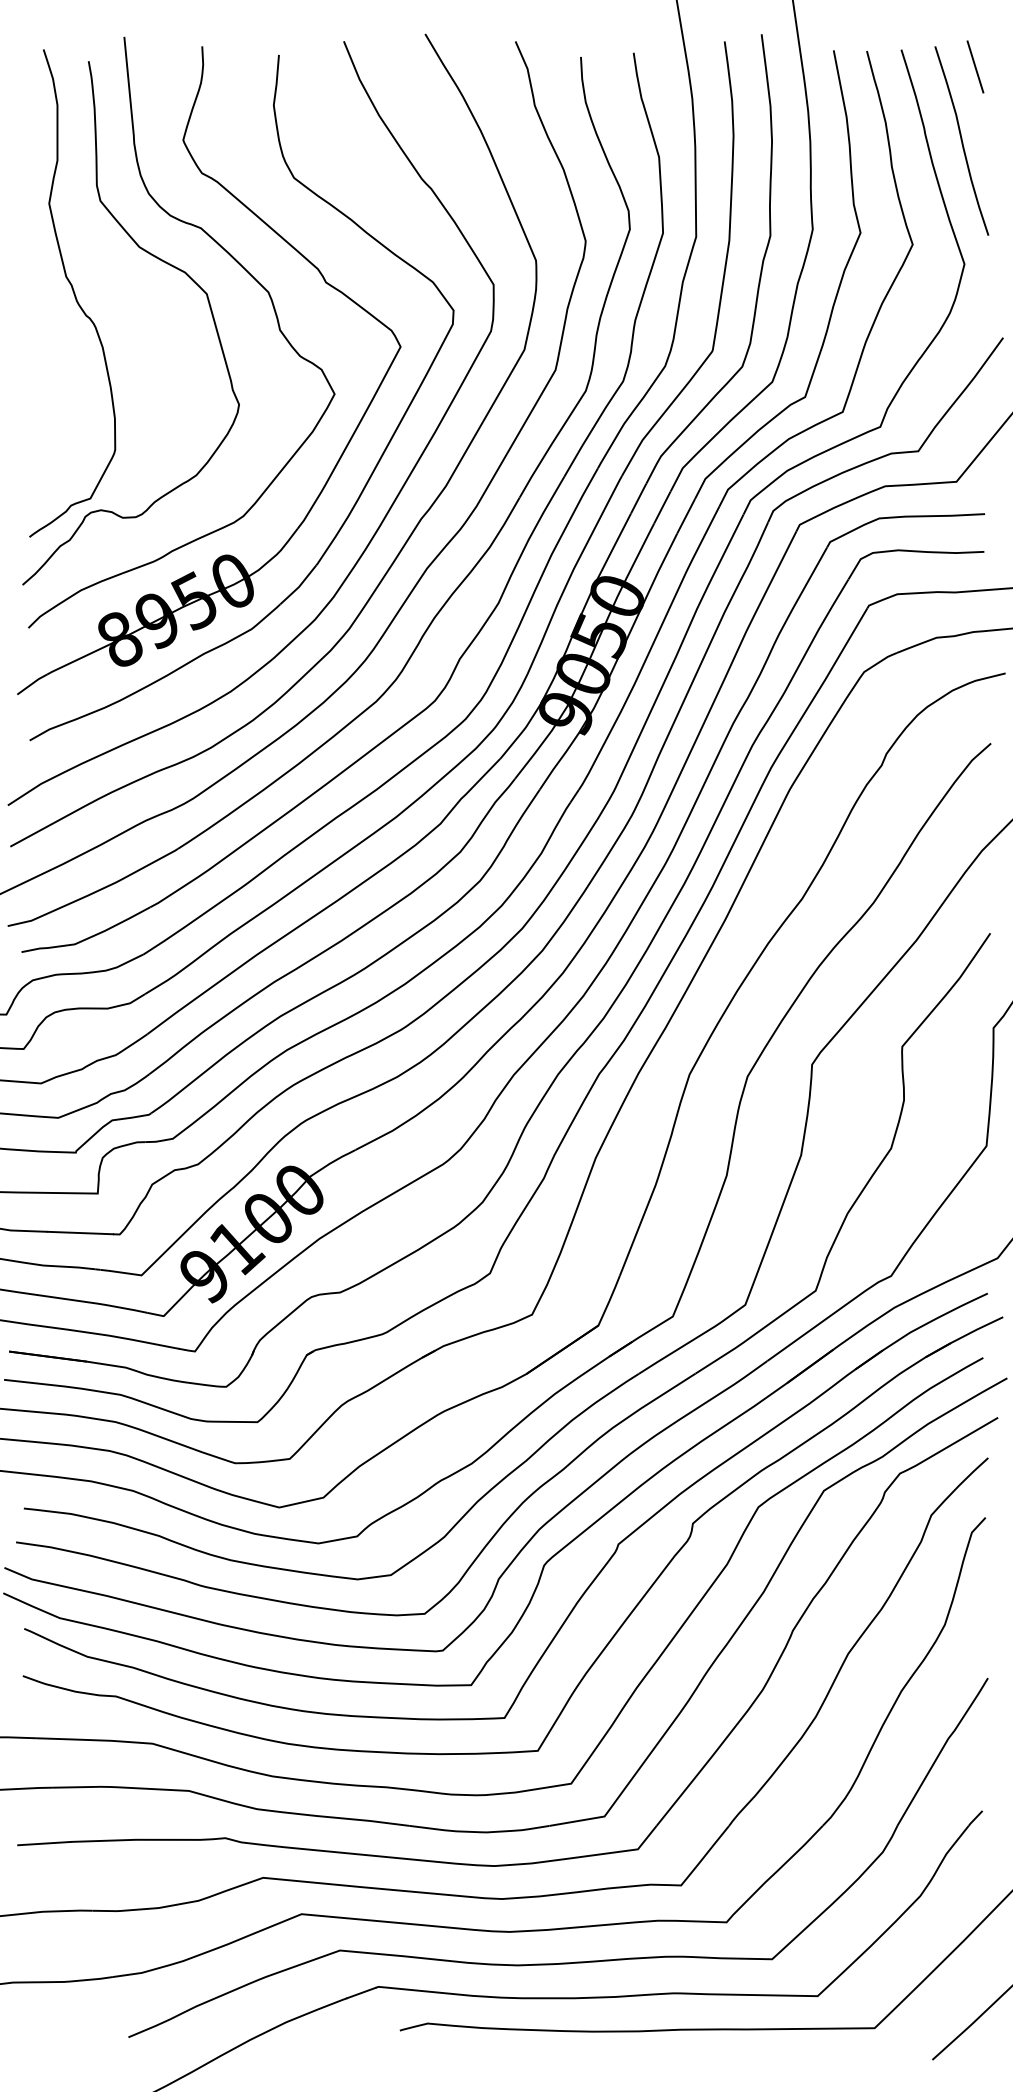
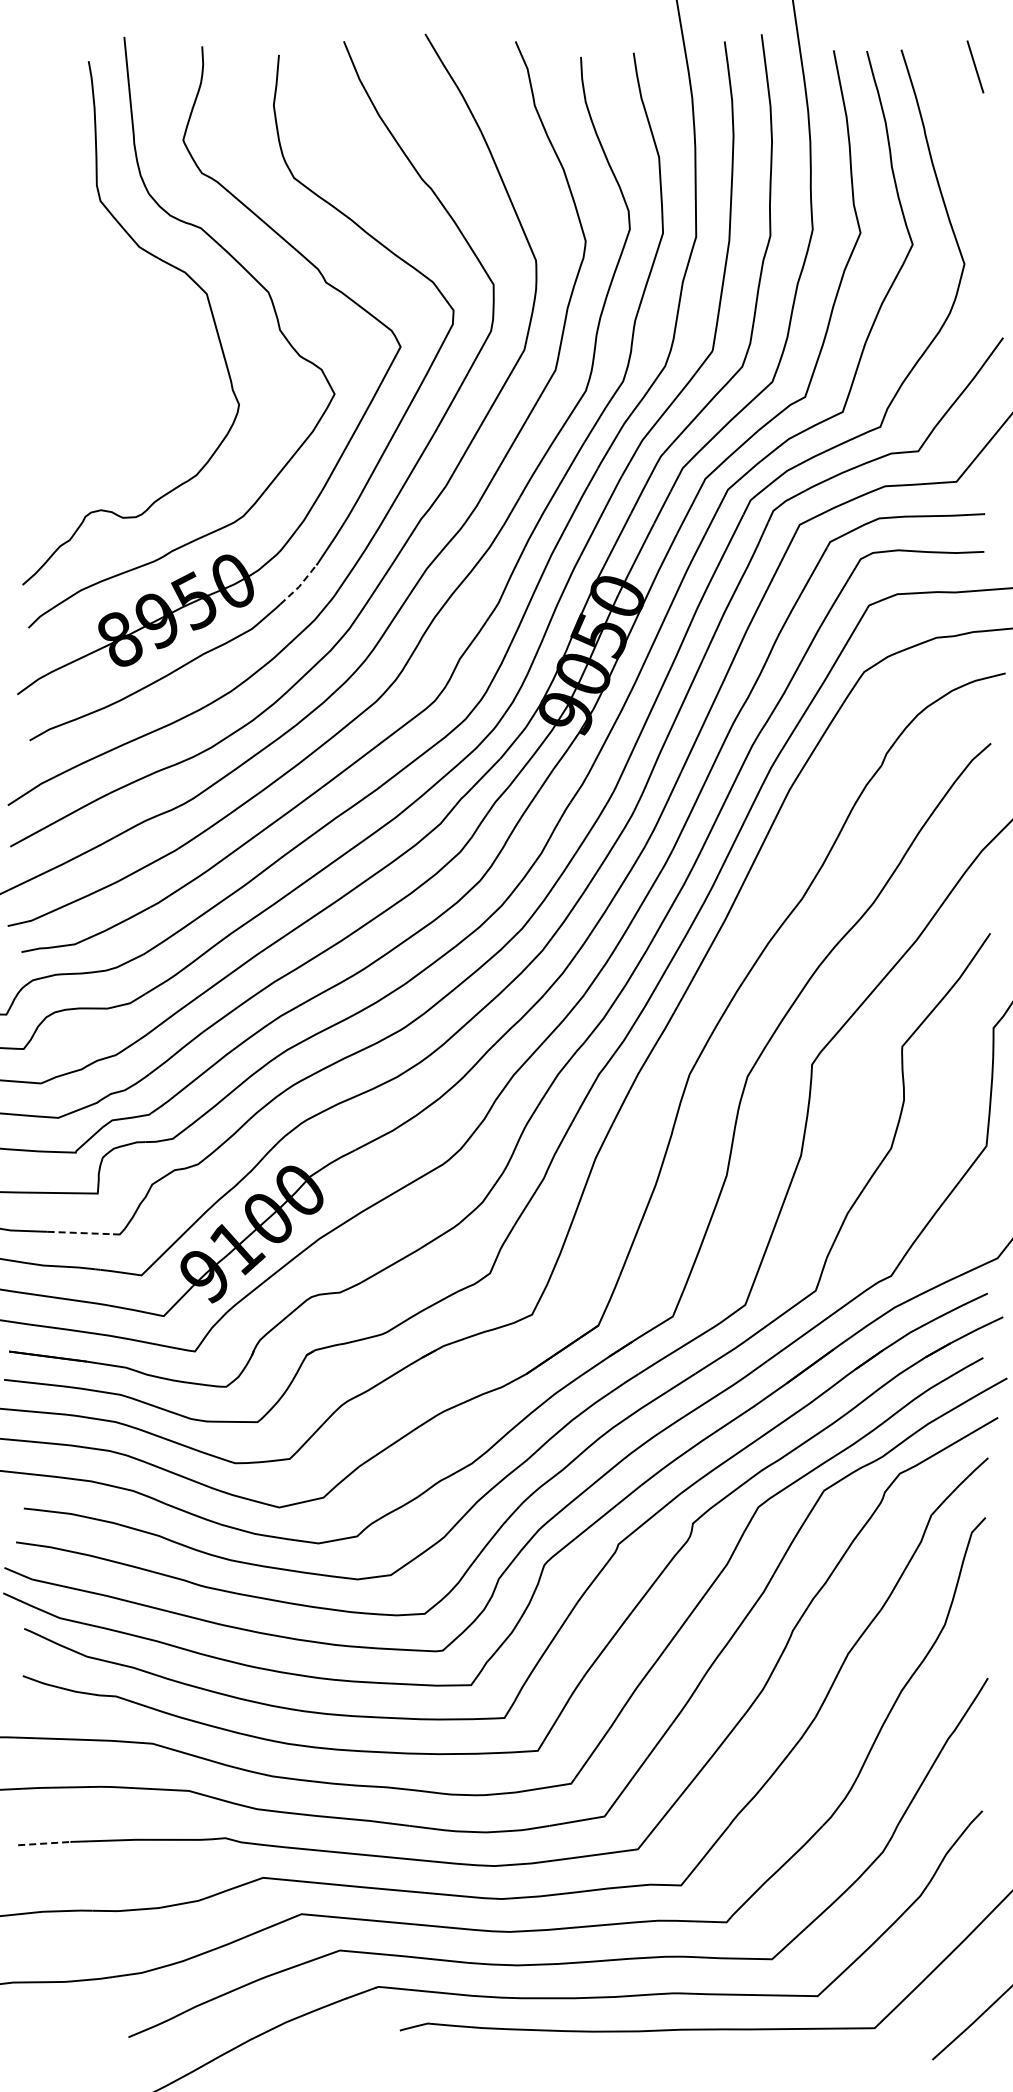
curve: present -> none (961, 140)
curve: present -> none (73, 293)
line: solid -> dashed (299, 586)
line: solid -> dashed (80, 1233)
line: solid -> dashed (44, 1843)
